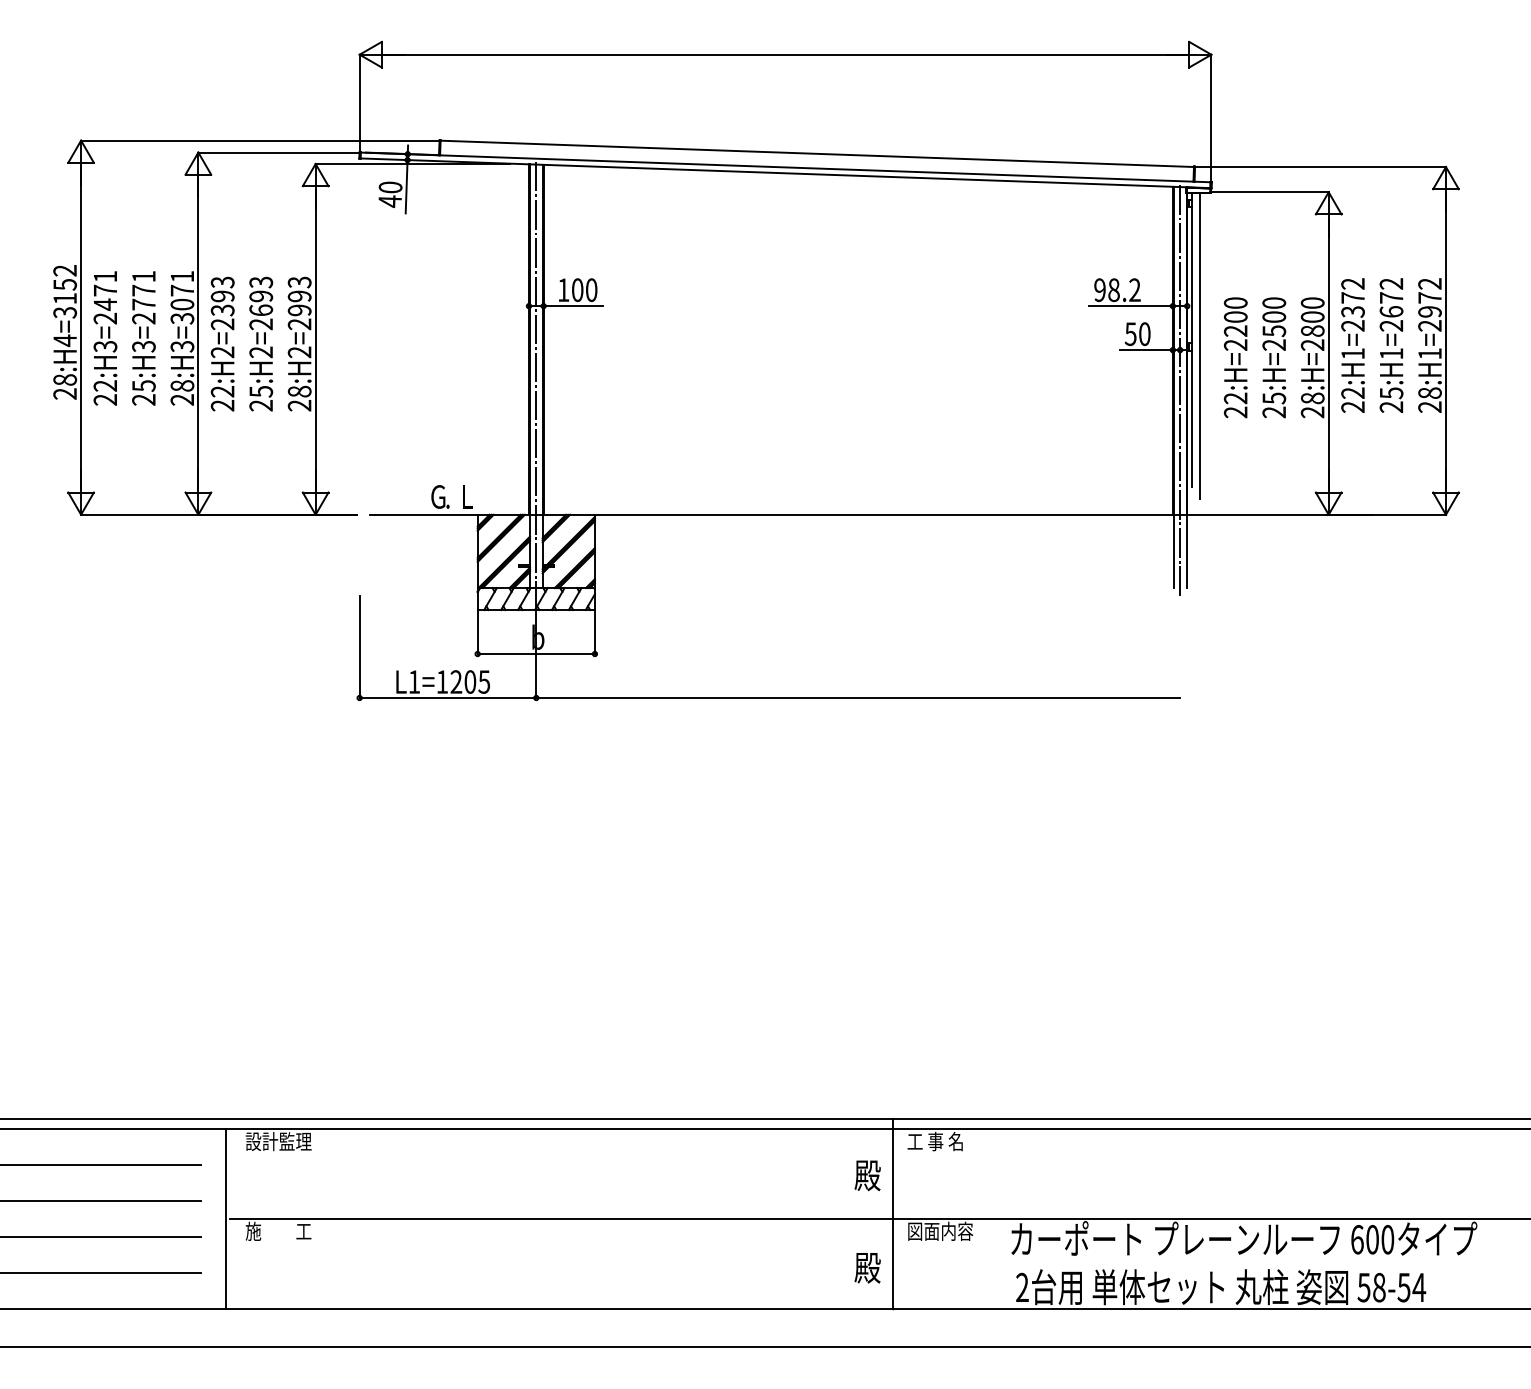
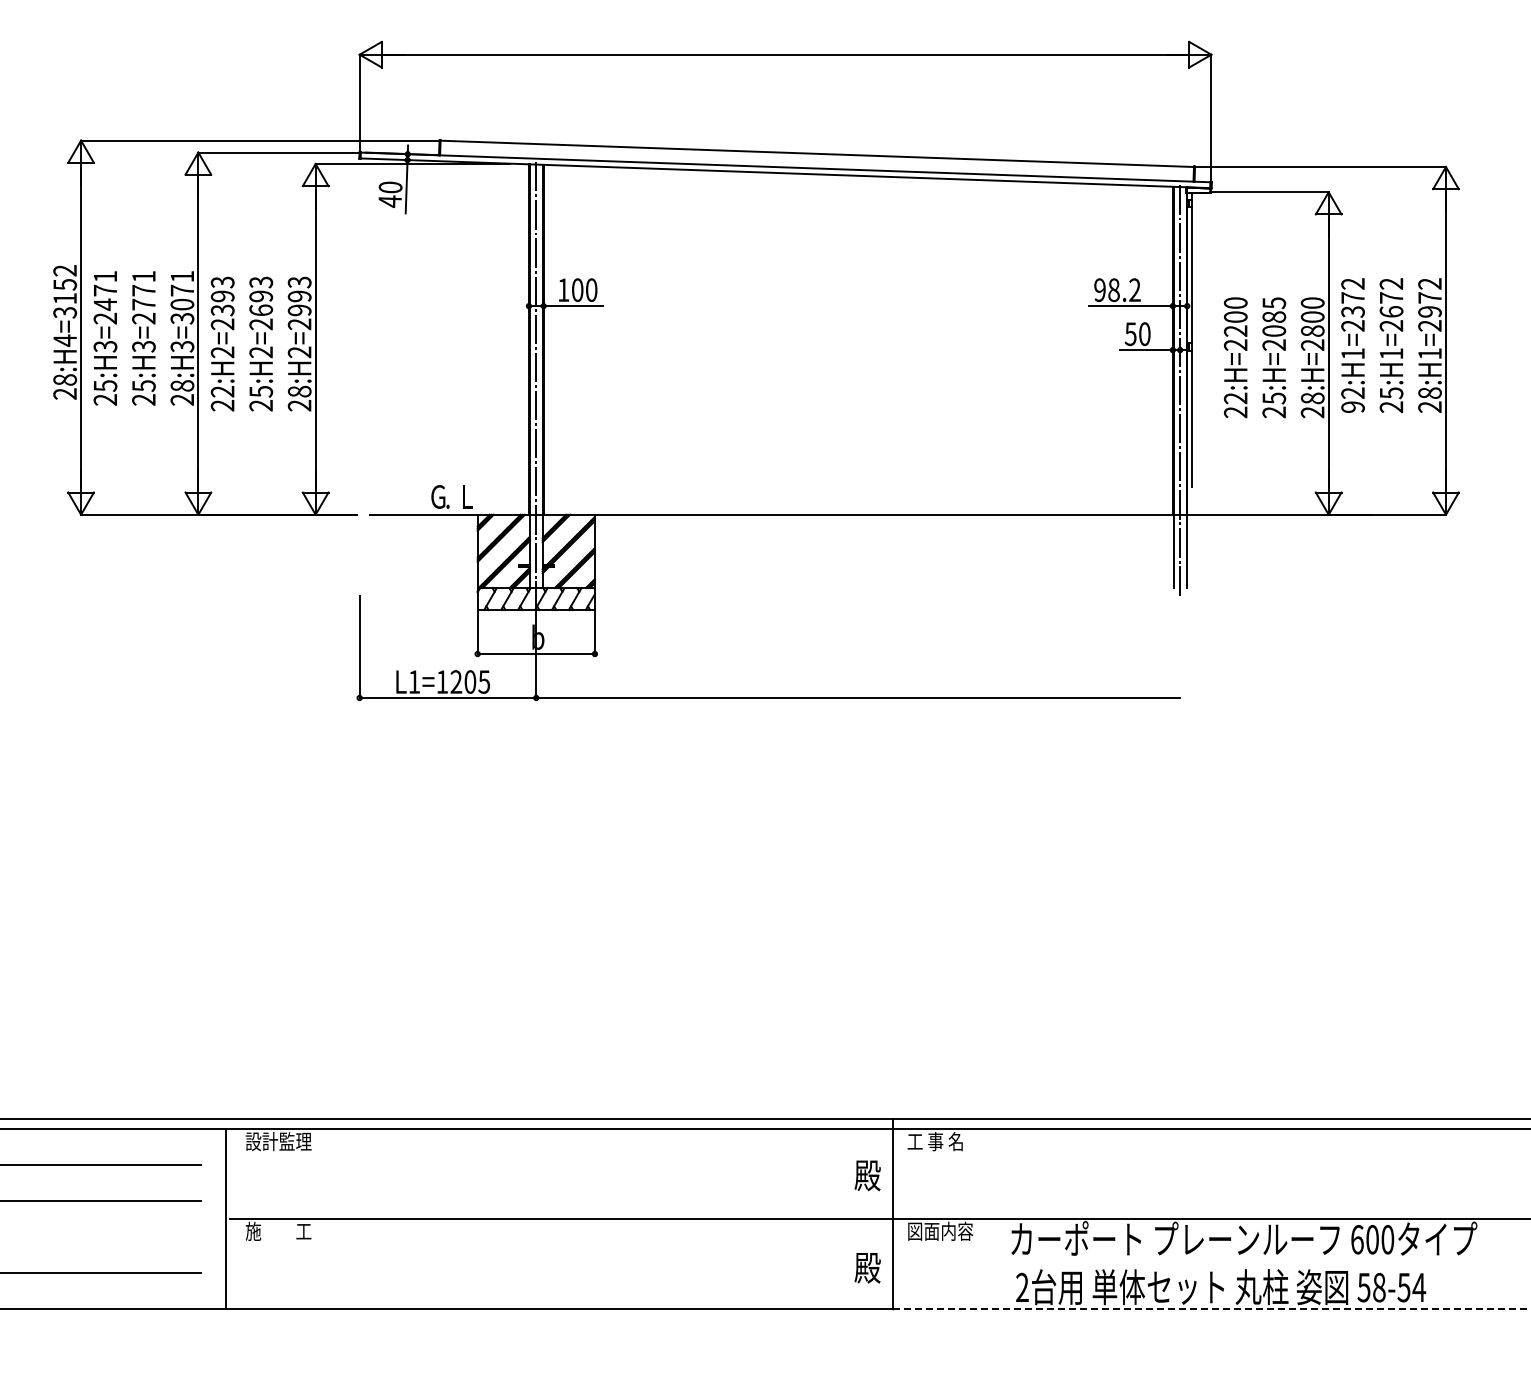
text: 25:H=2500 -> 25:H=2085 (1274, 317)
line: present -> none (1200, 345)
text: 22:H3=2471 -> 25:H3=2471 (105, 385)
text: 22:H1=2372 -> 92:H1=2372 (1352, 406)
line: present -> none (101, 1236)
line: solid -> dashed (1211, 1308)
line: present -> none (764, 1347)
